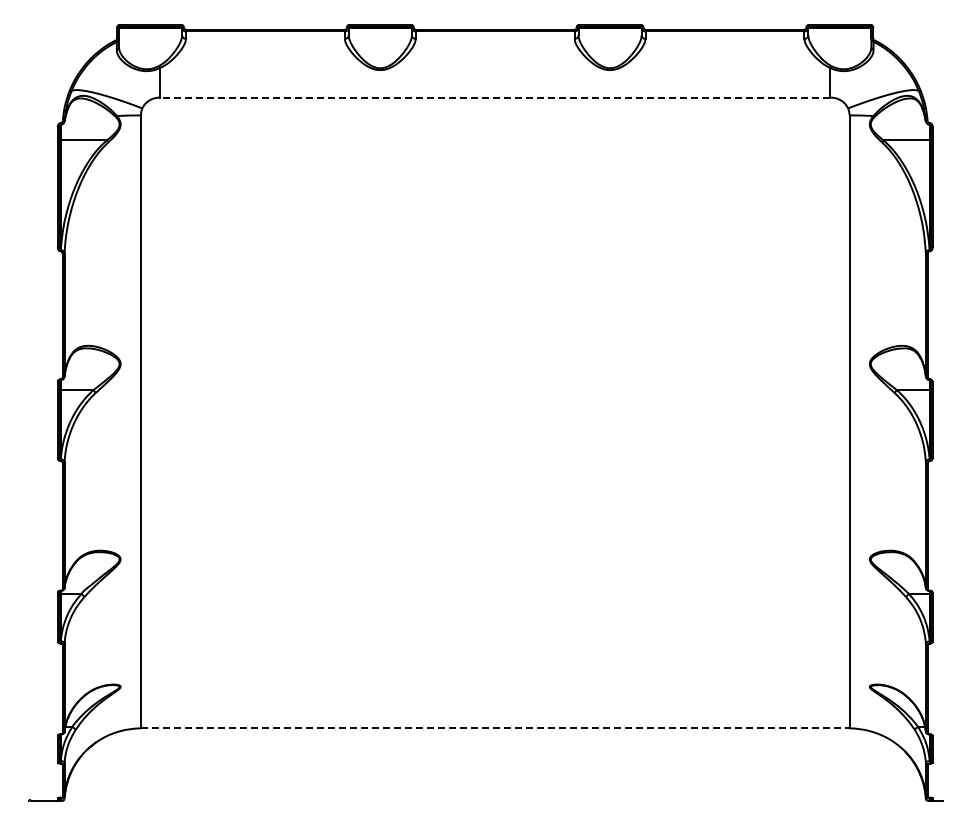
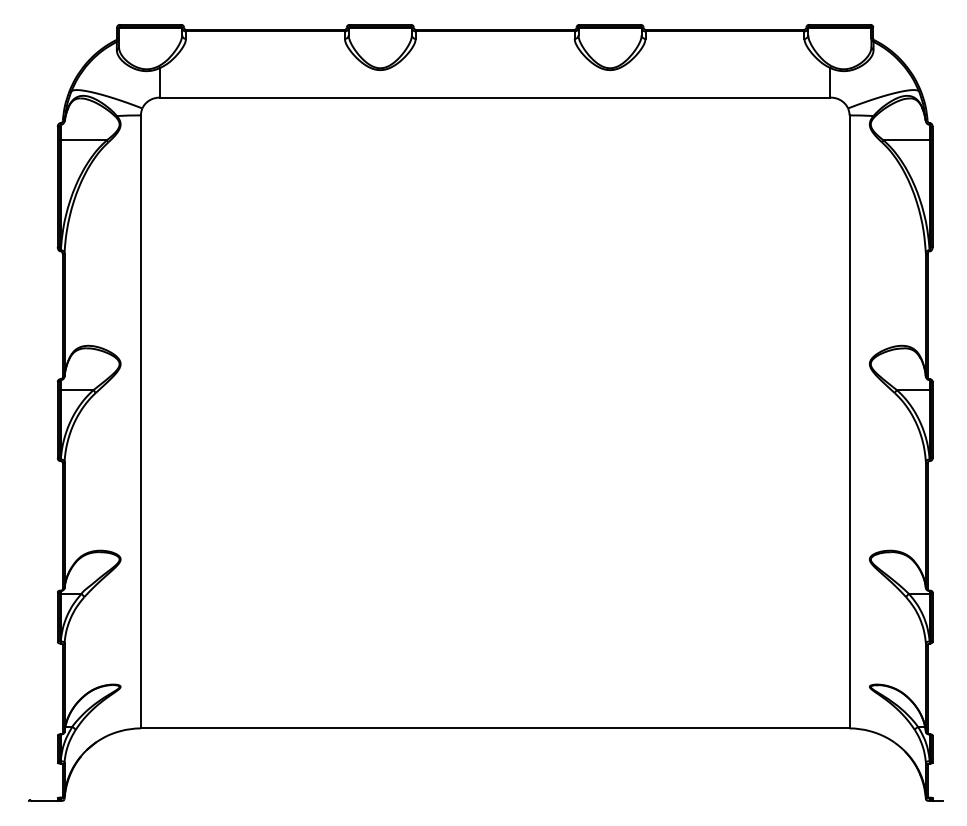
line: dashed -> solid (494, 97)
line: dashed -> solid (495, 728)
